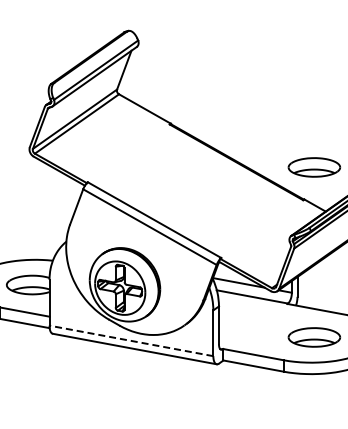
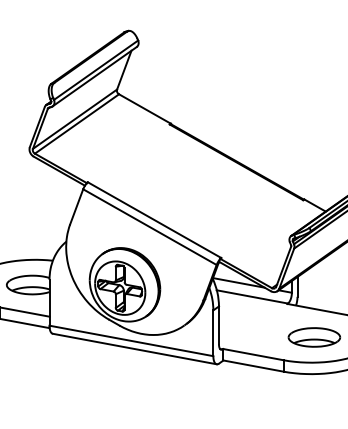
part: present -> none (314, 167)
line: dashed -> solid (130, 340)
